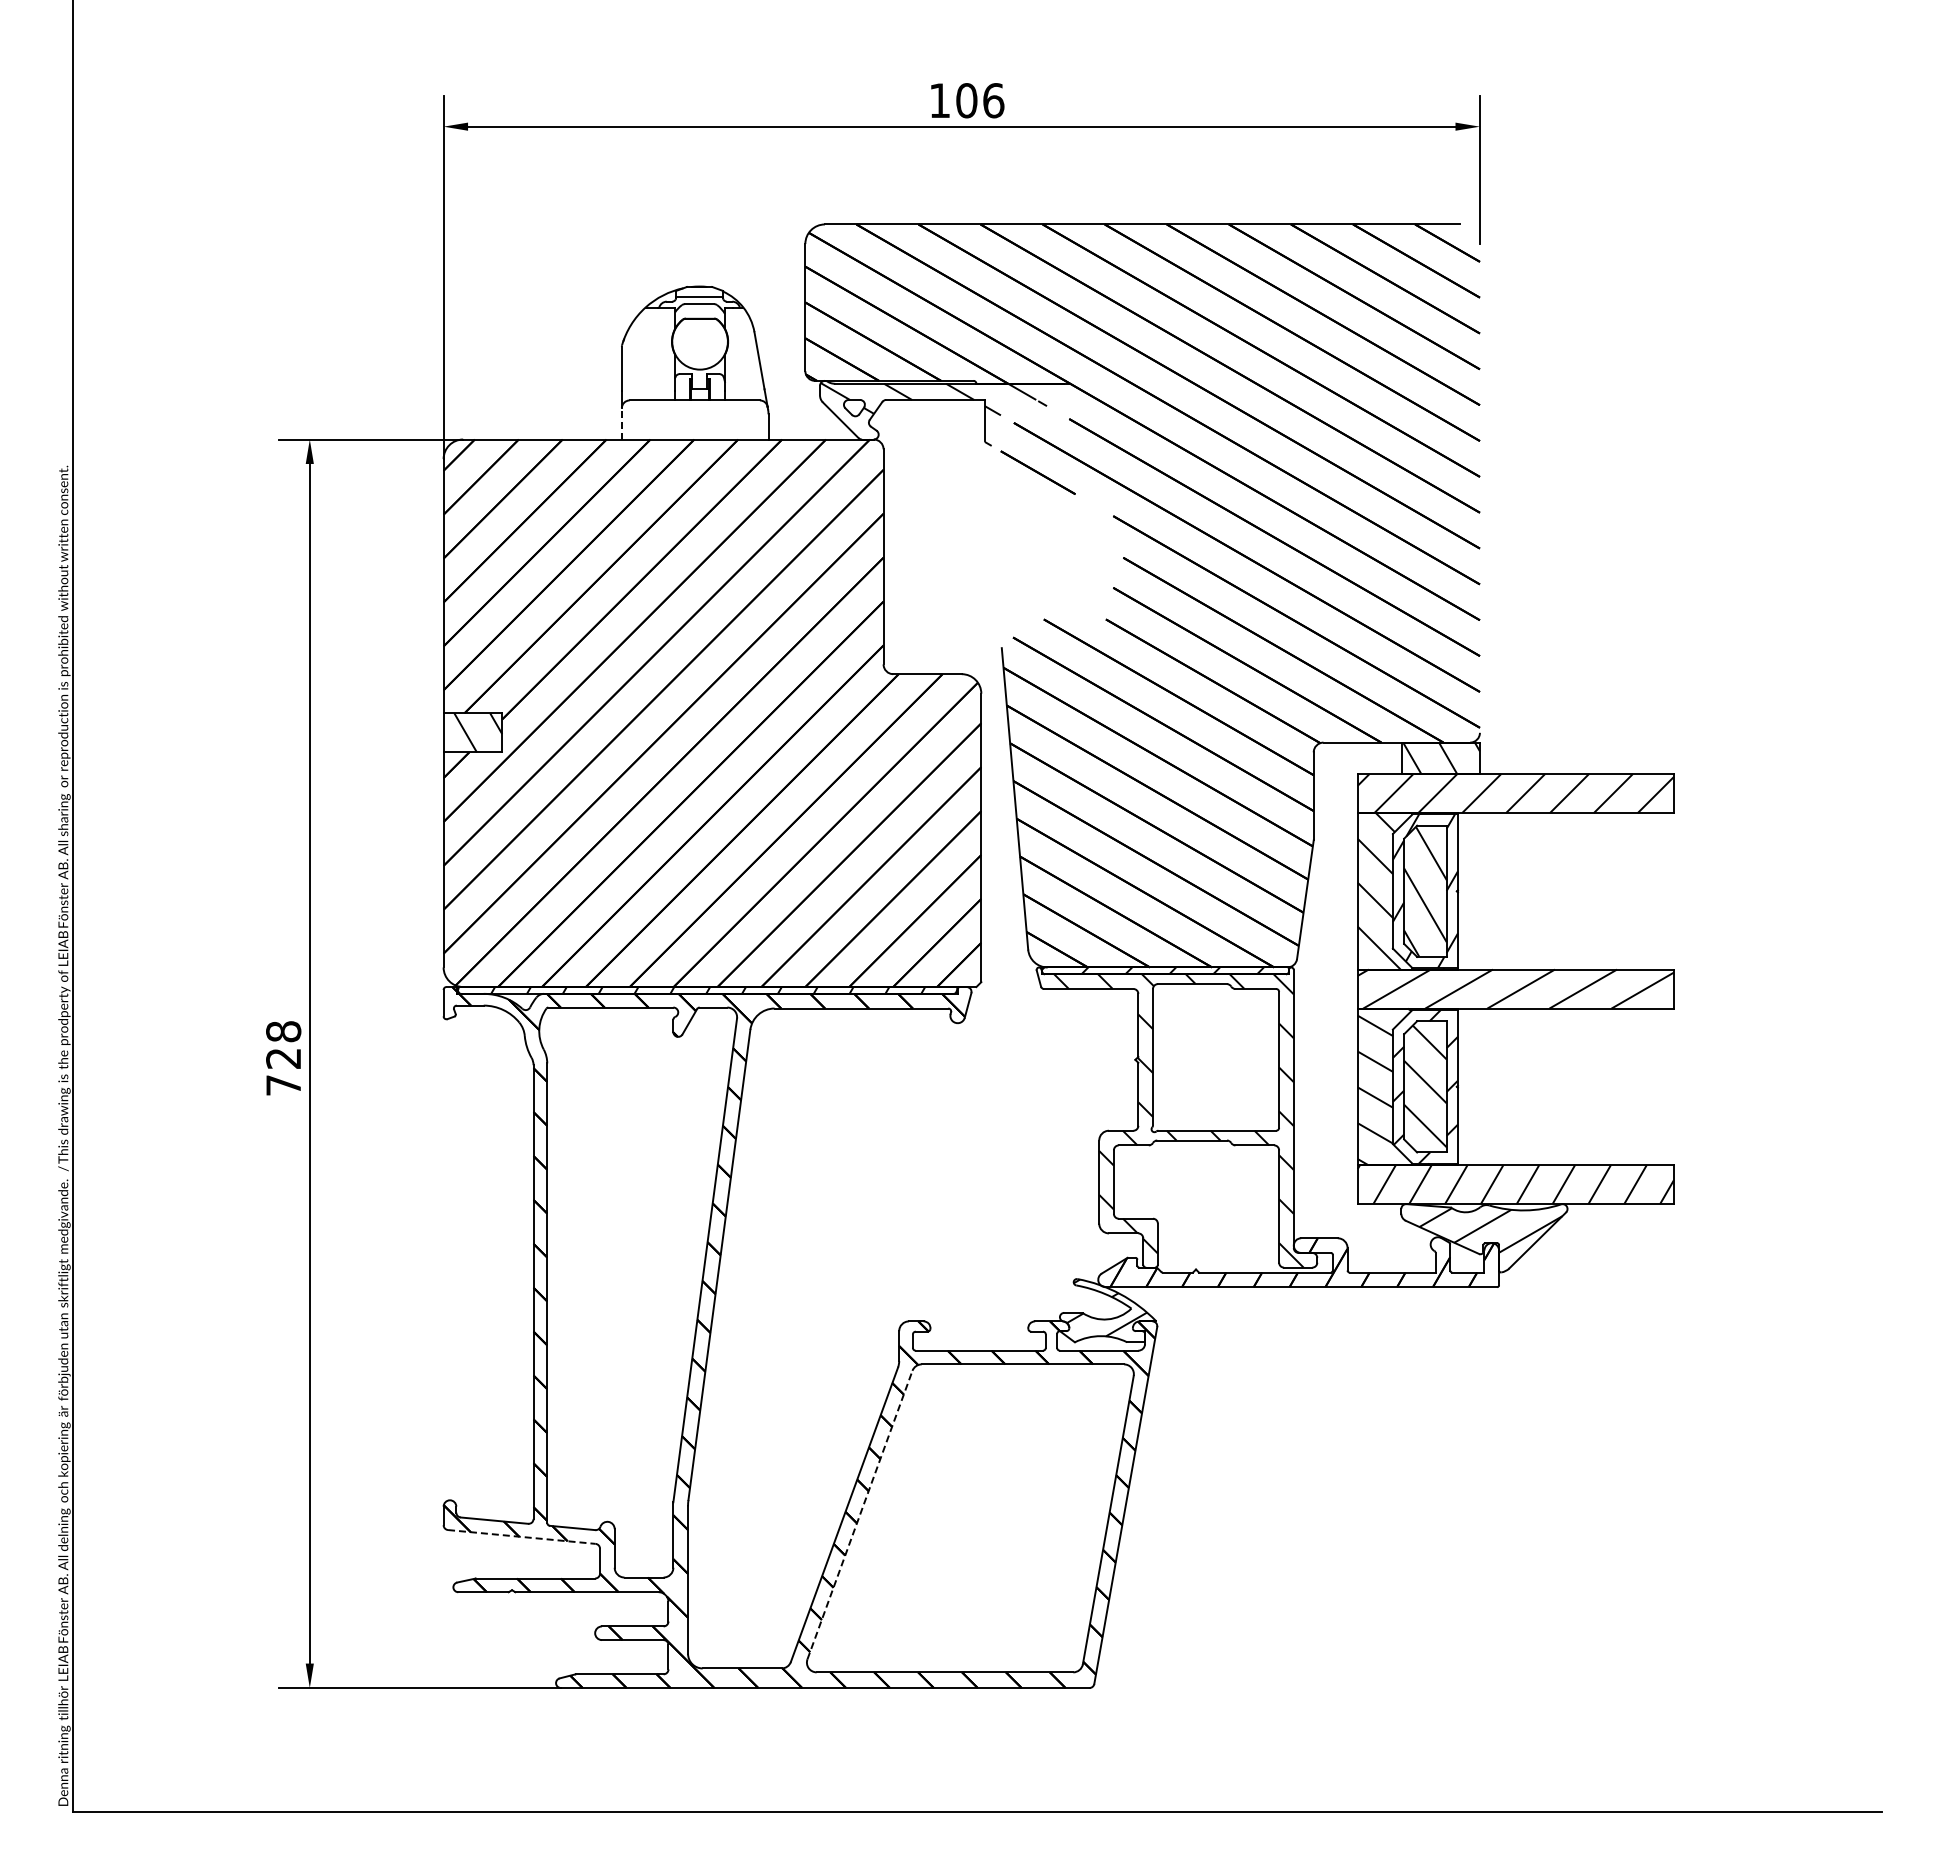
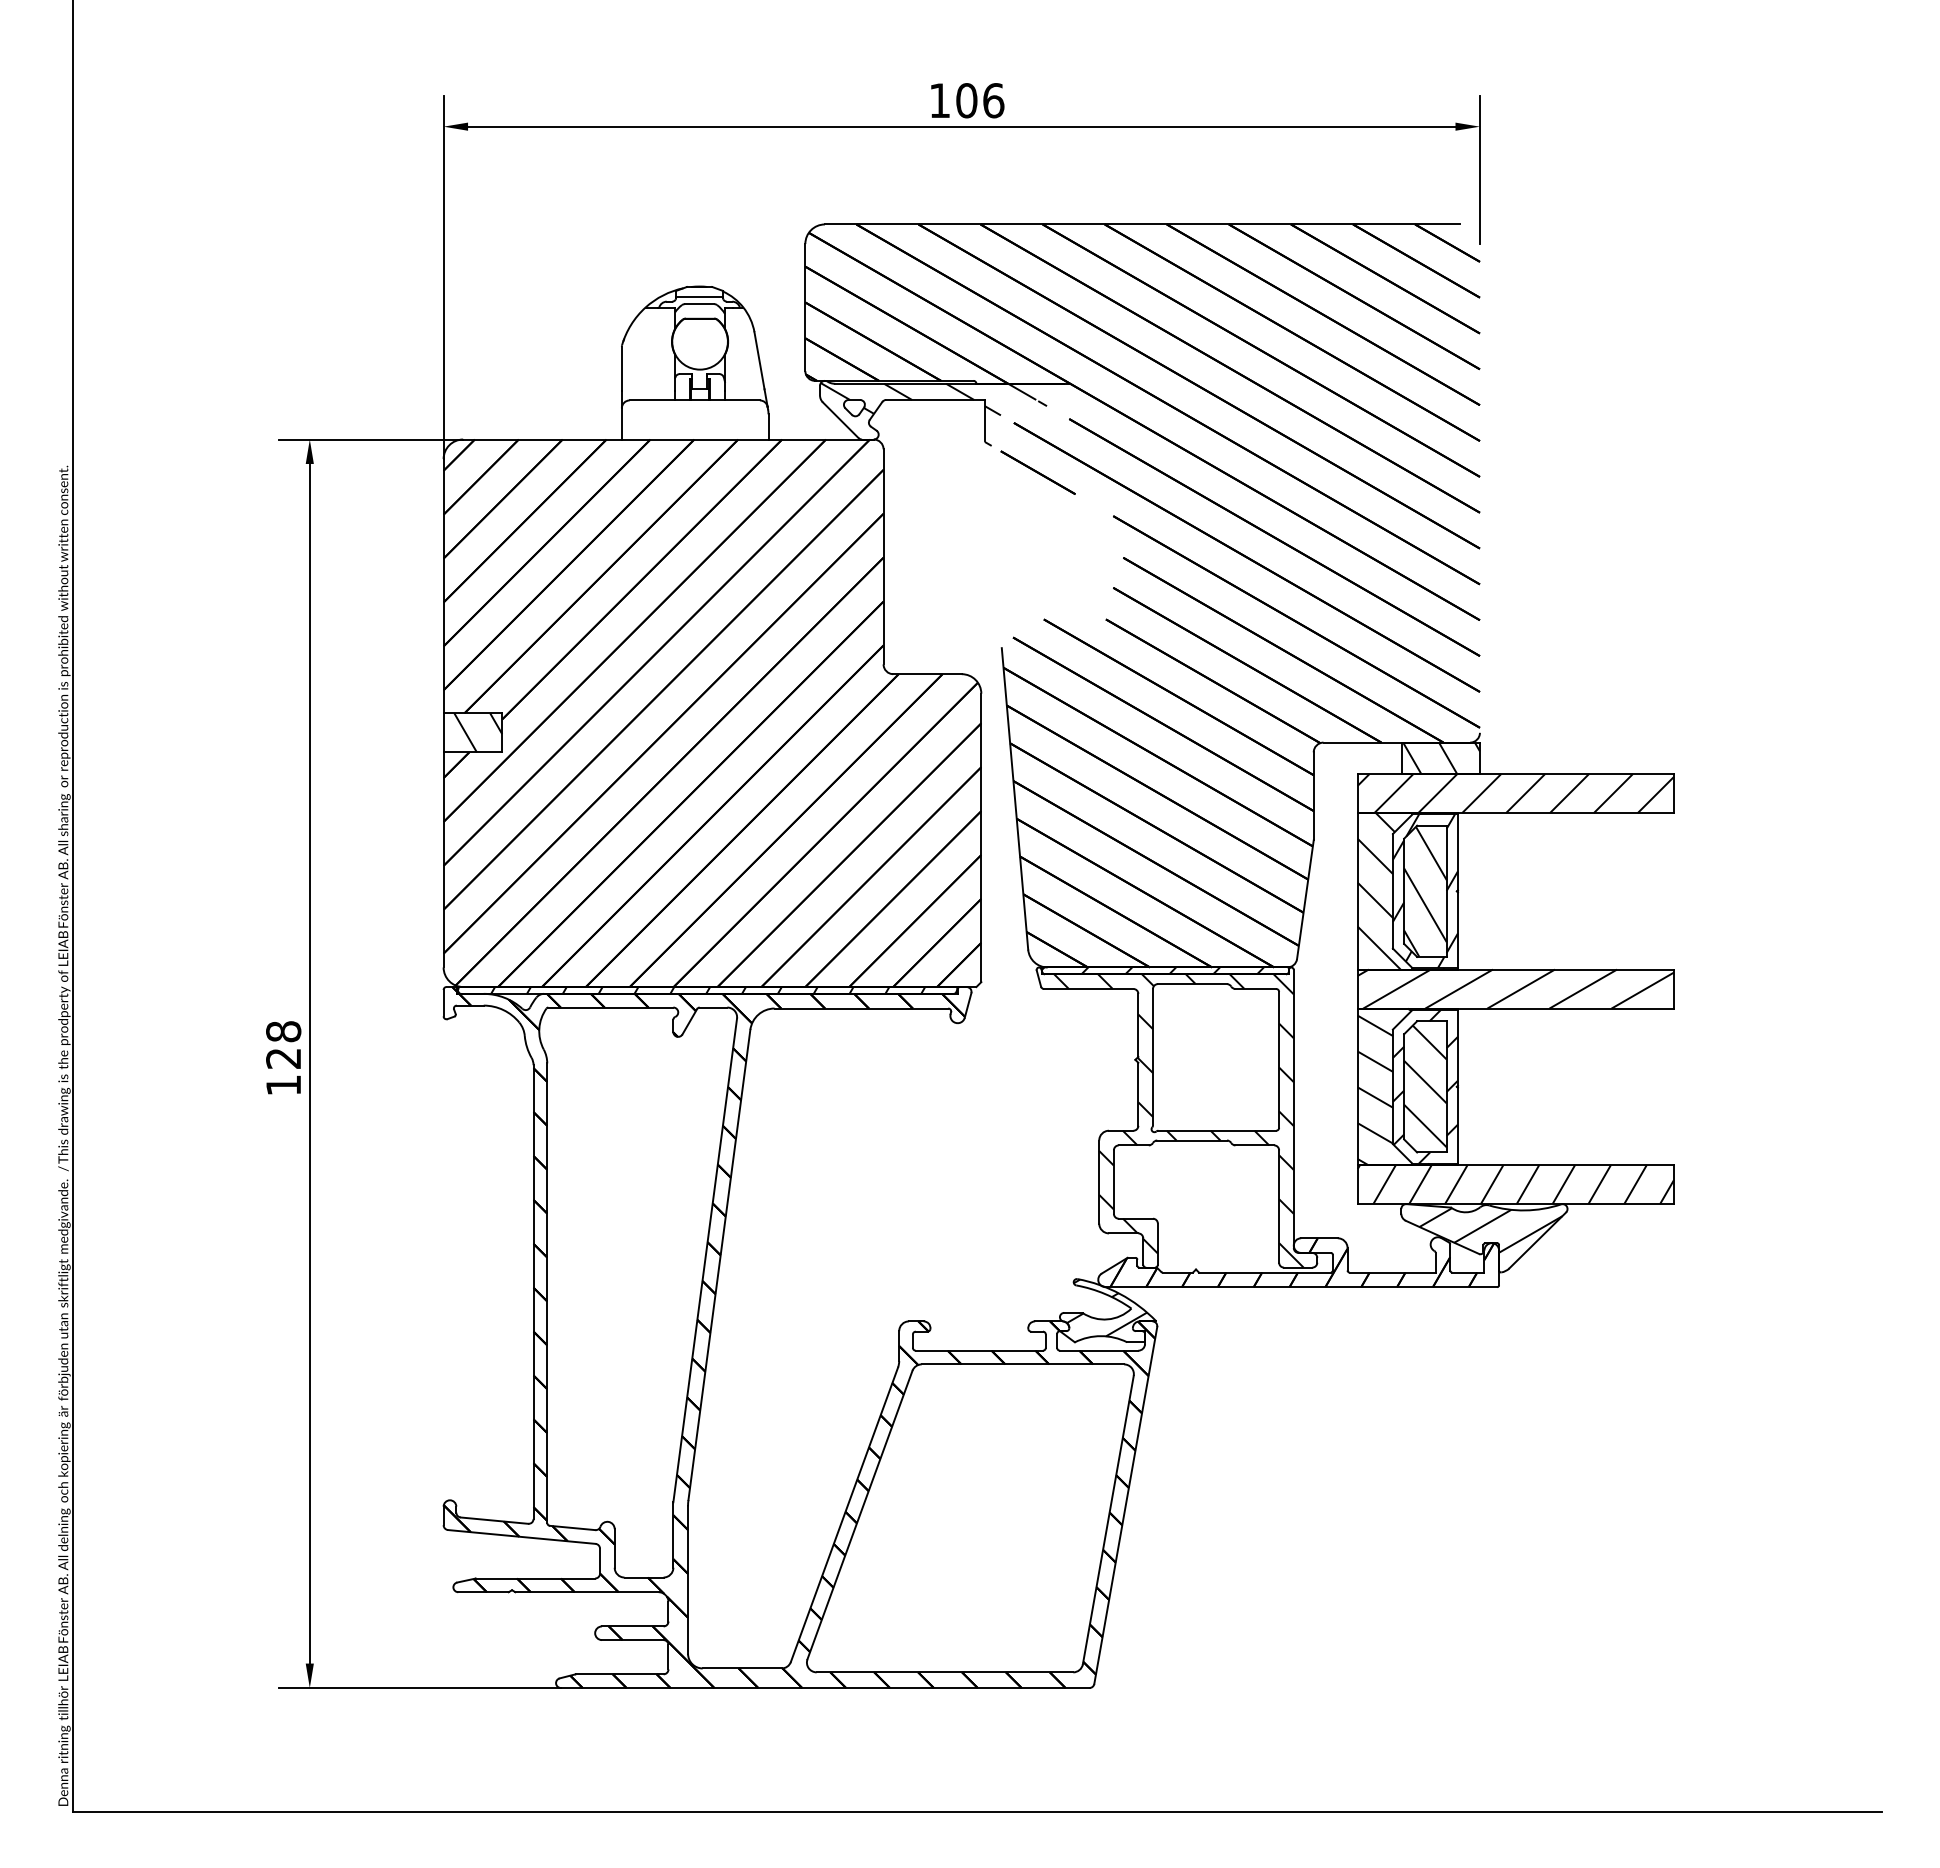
line: dashed -> solid (621, 423)
text: 728 -> 128 (283, 1085)
line: dashed -> solid (860, 1514)
line: dashed -> solid (522, 1537)
